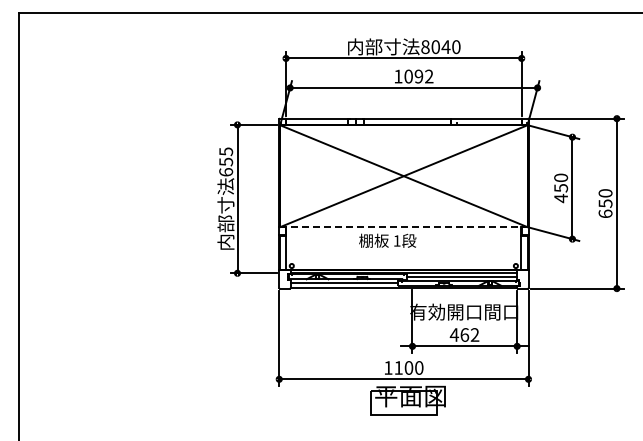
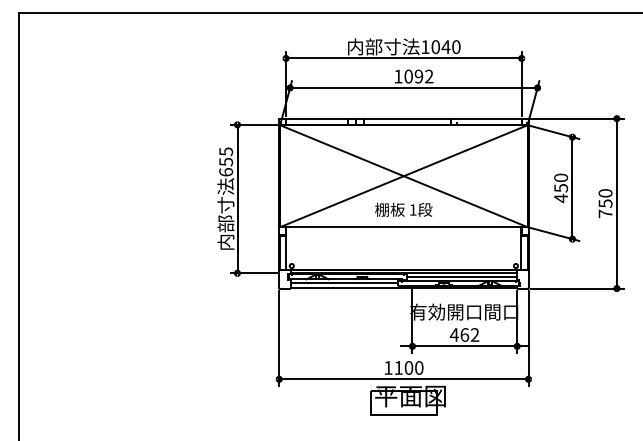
text: 8040 -> 1040 (425, 47)
text: 650 -> 750 (605, 213)
line: dashed -> solid (403, 227)
text position: (387, 240) -> (403, 209) (403, 209)
